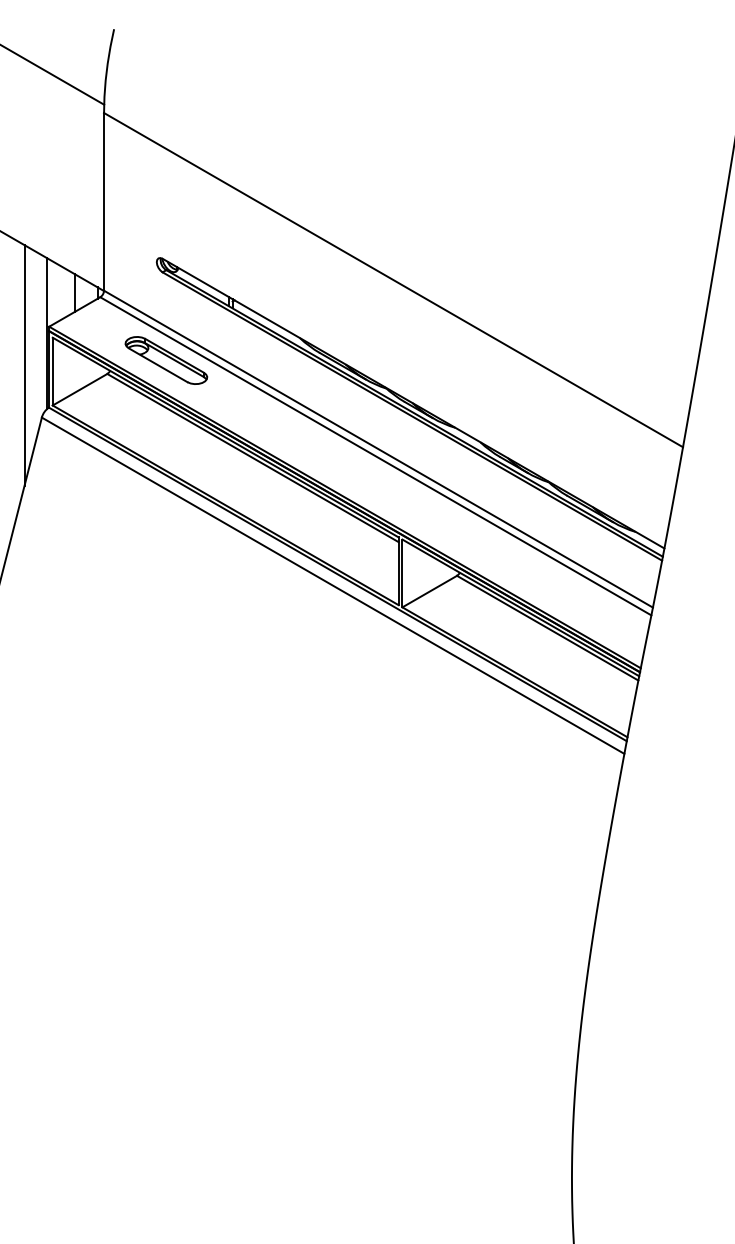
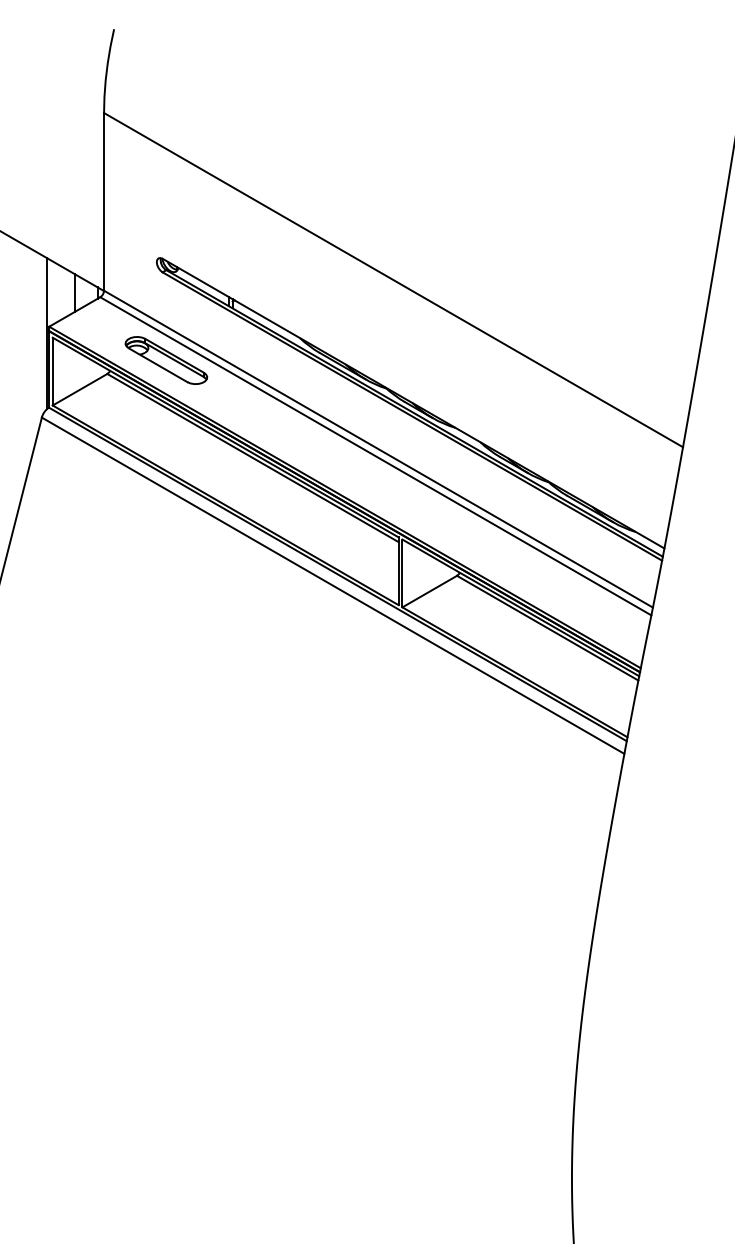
line: present -> none (53, 75)
line: present -> none (24, 365)
